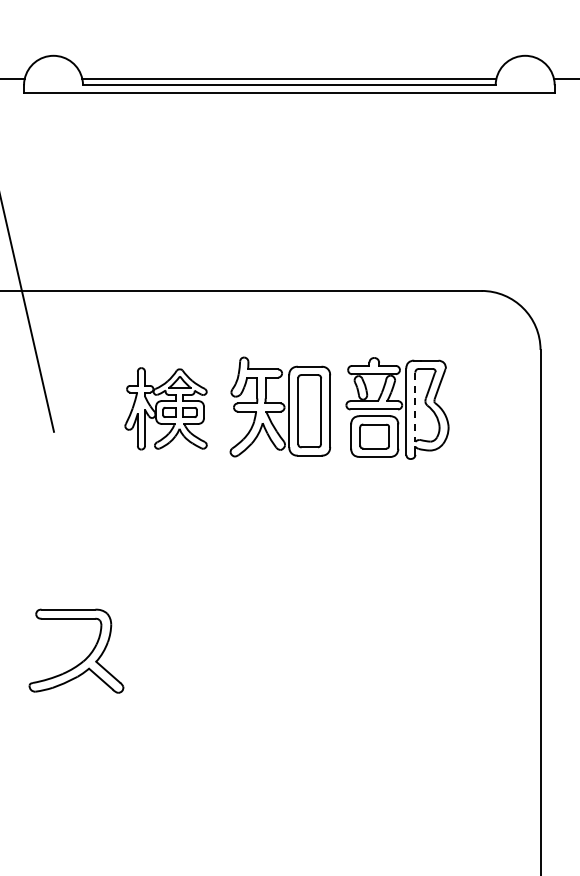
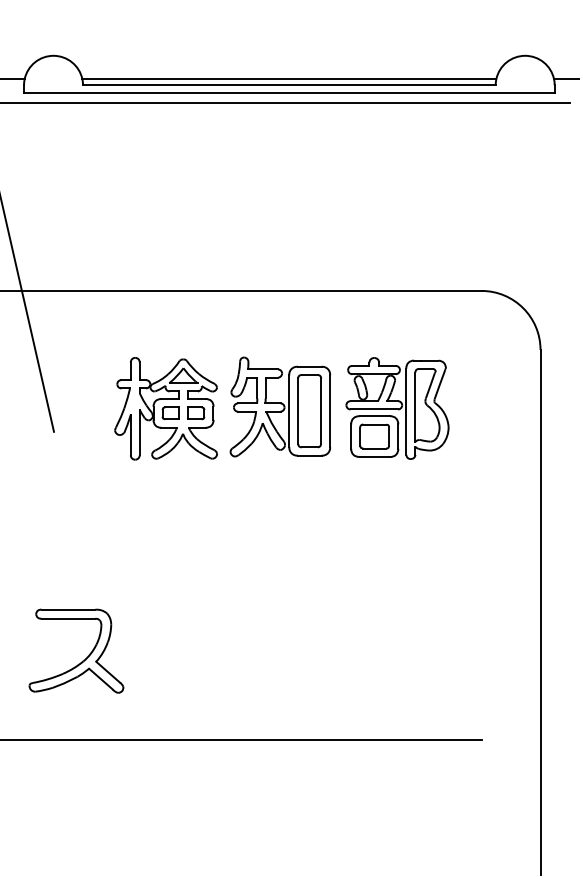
line: none -> present (286, 103)
line: dashed -> solid (415, 407)
part size: 84x84 px -> 104x104 px (165, 408)
line: none -> present (241, 740)
